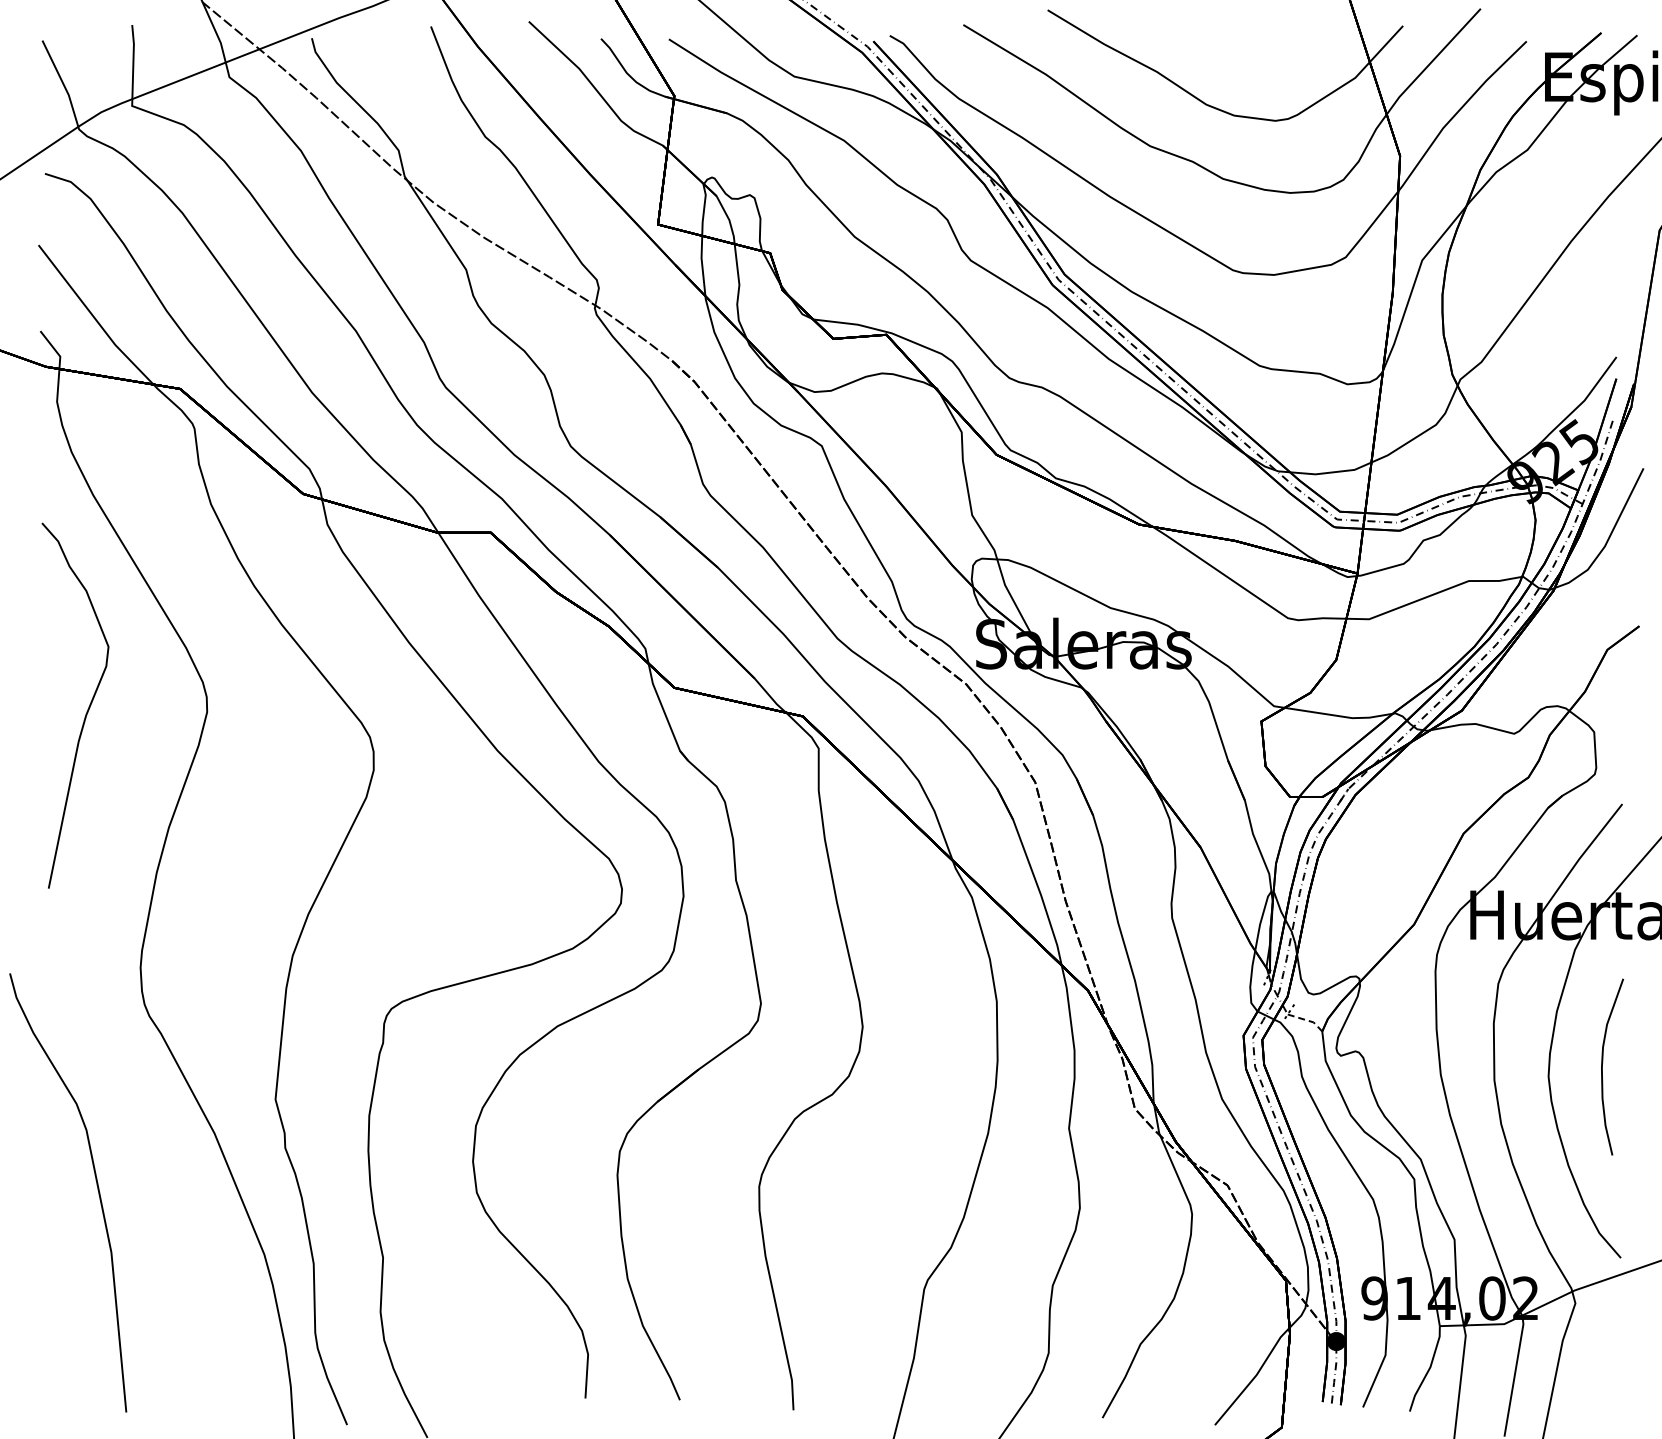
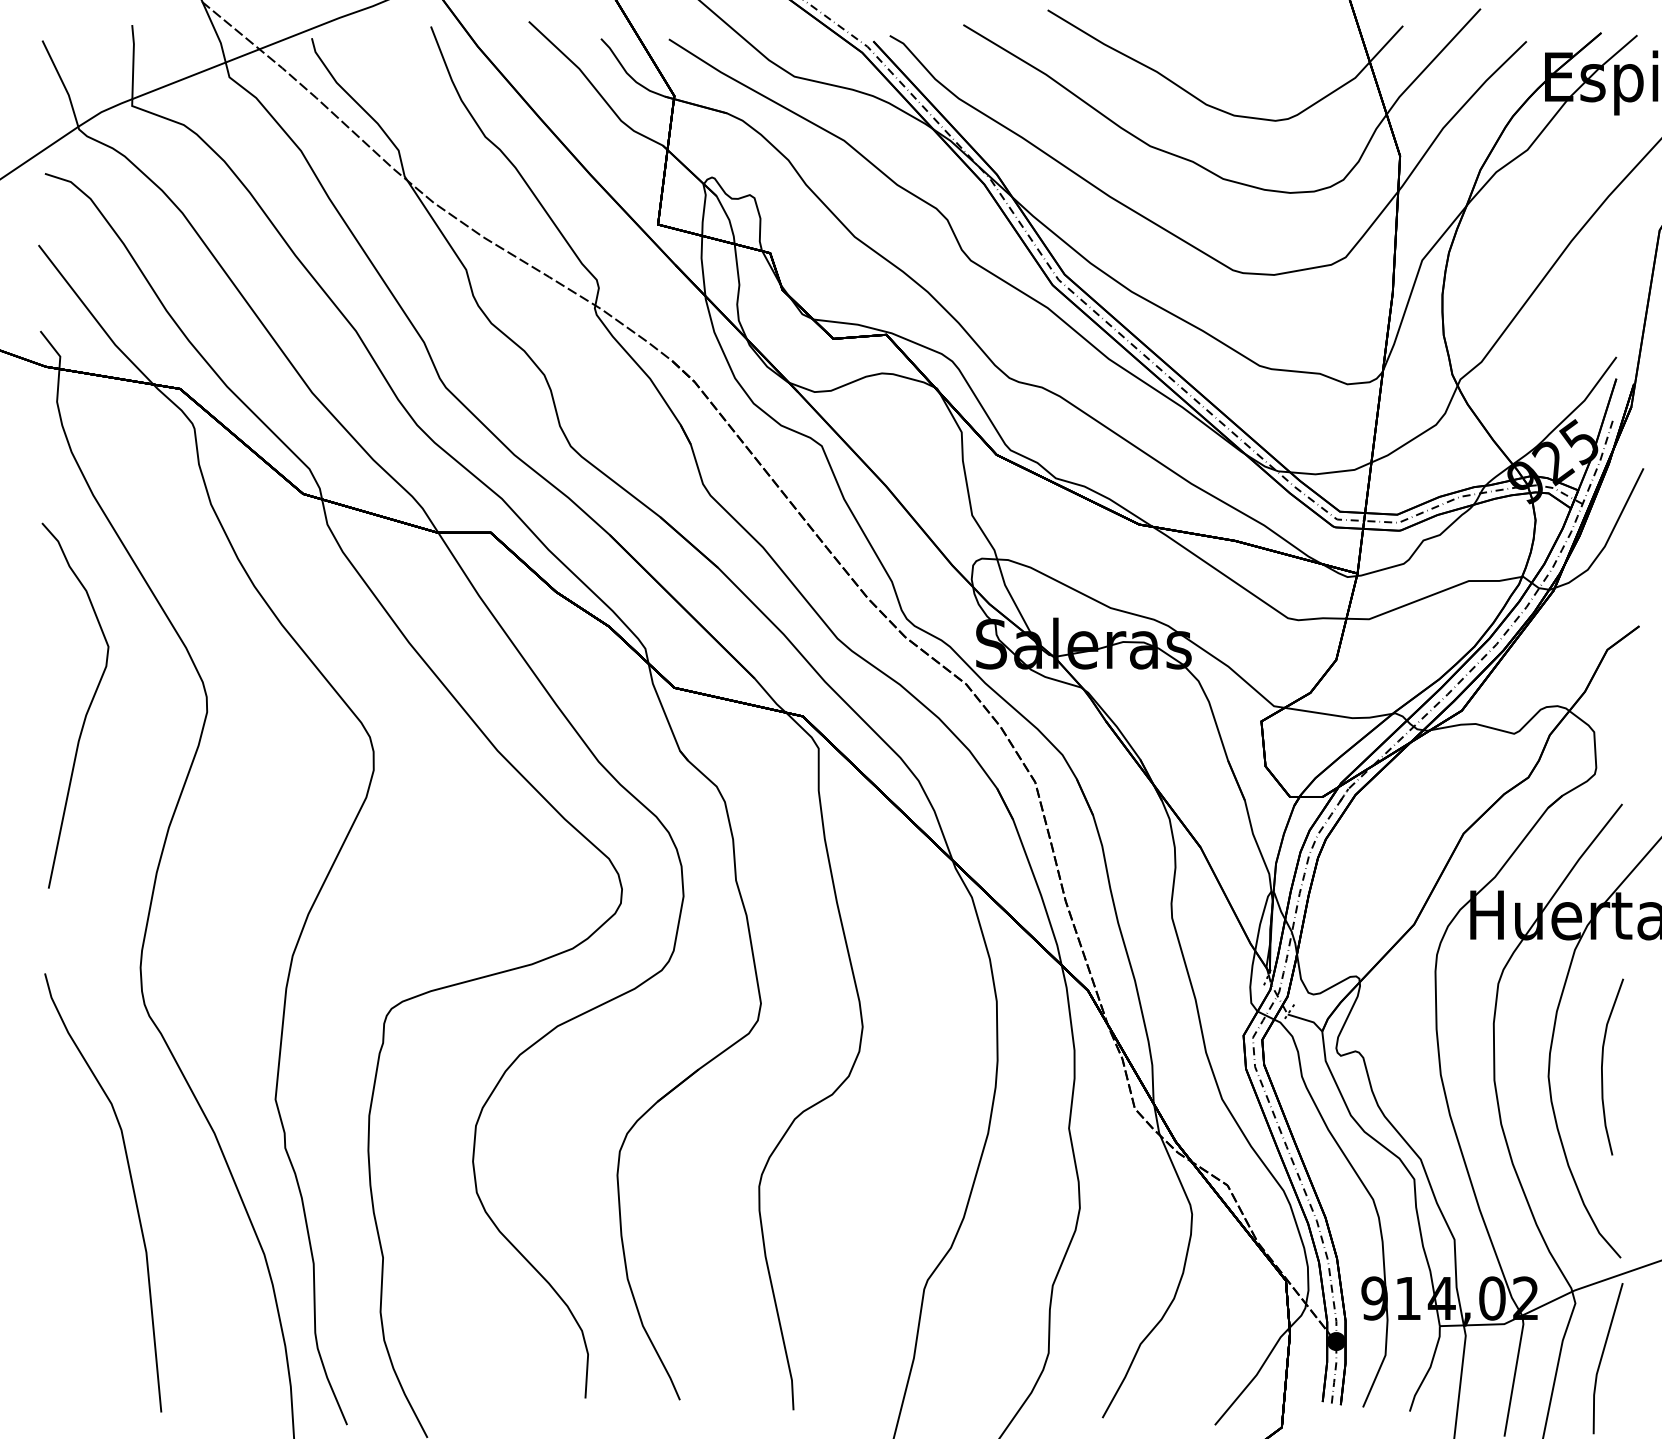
line: dashed -> solid (1307, 1020)
curve position: (96, 1185) -> (131, 1185) (131, 1185)
line: none -> present (1603, 1355)
